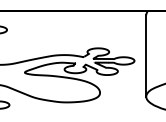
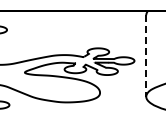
line: solid -> dashed (146, 56)
